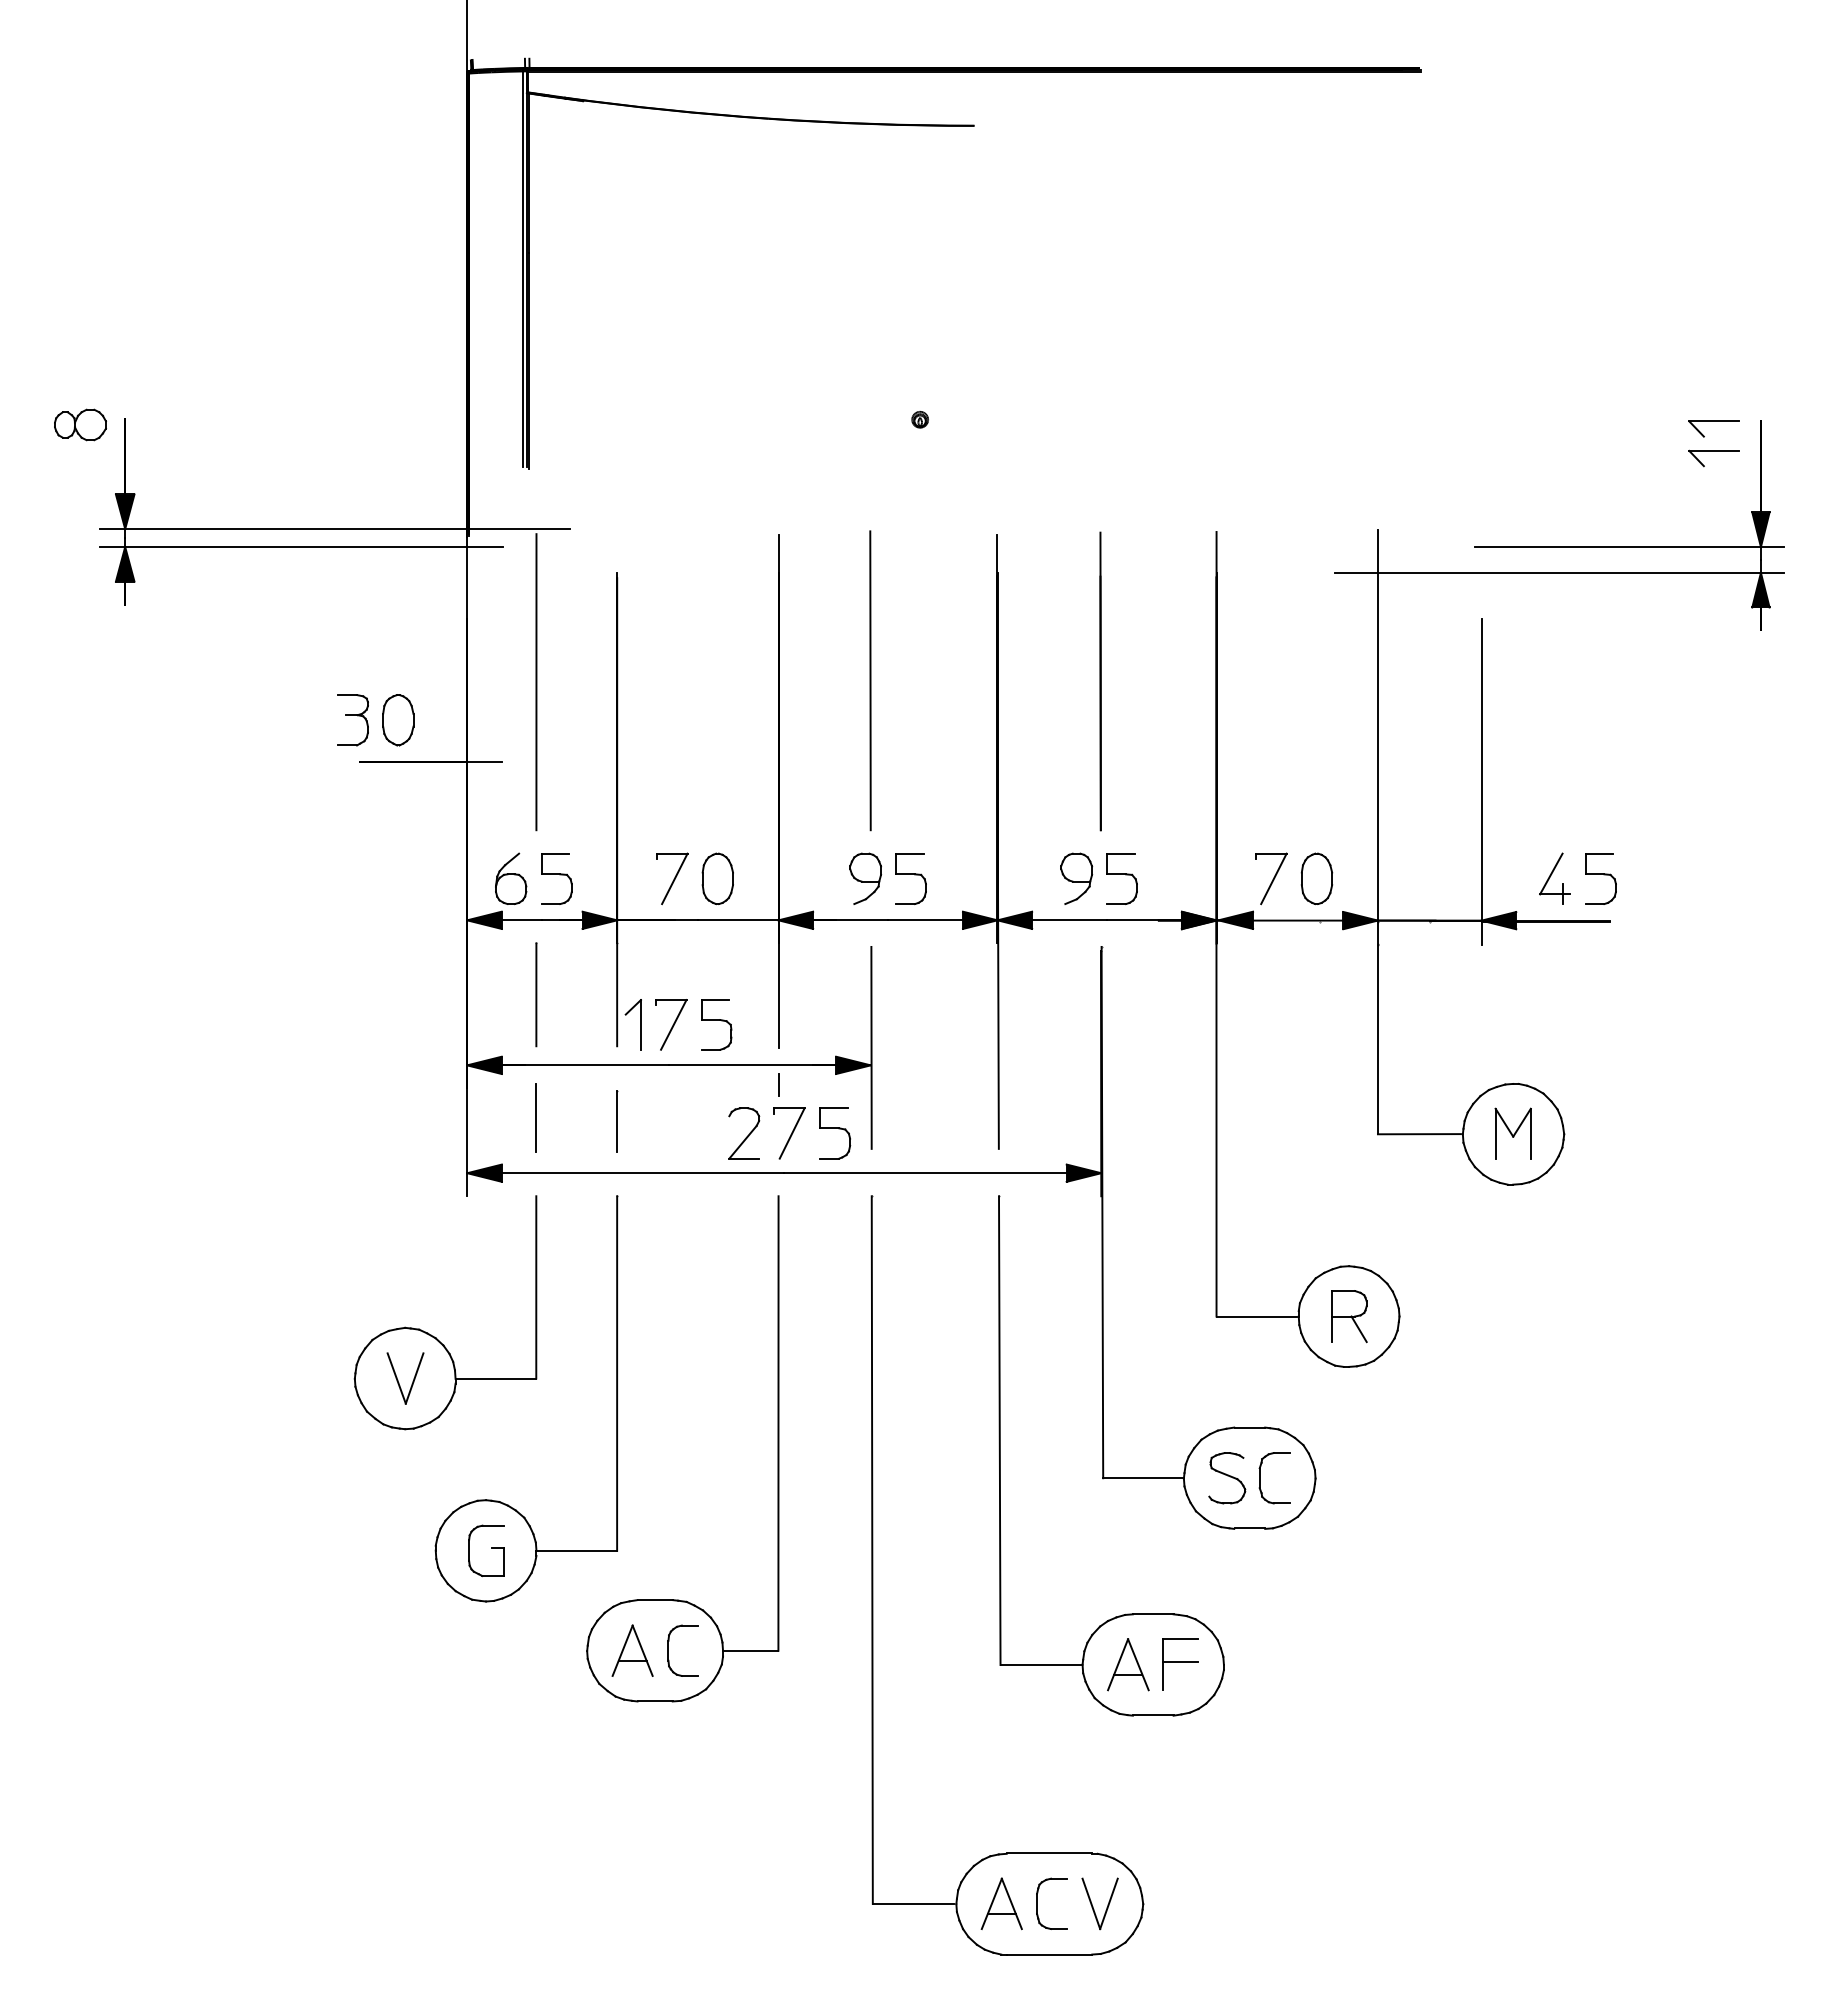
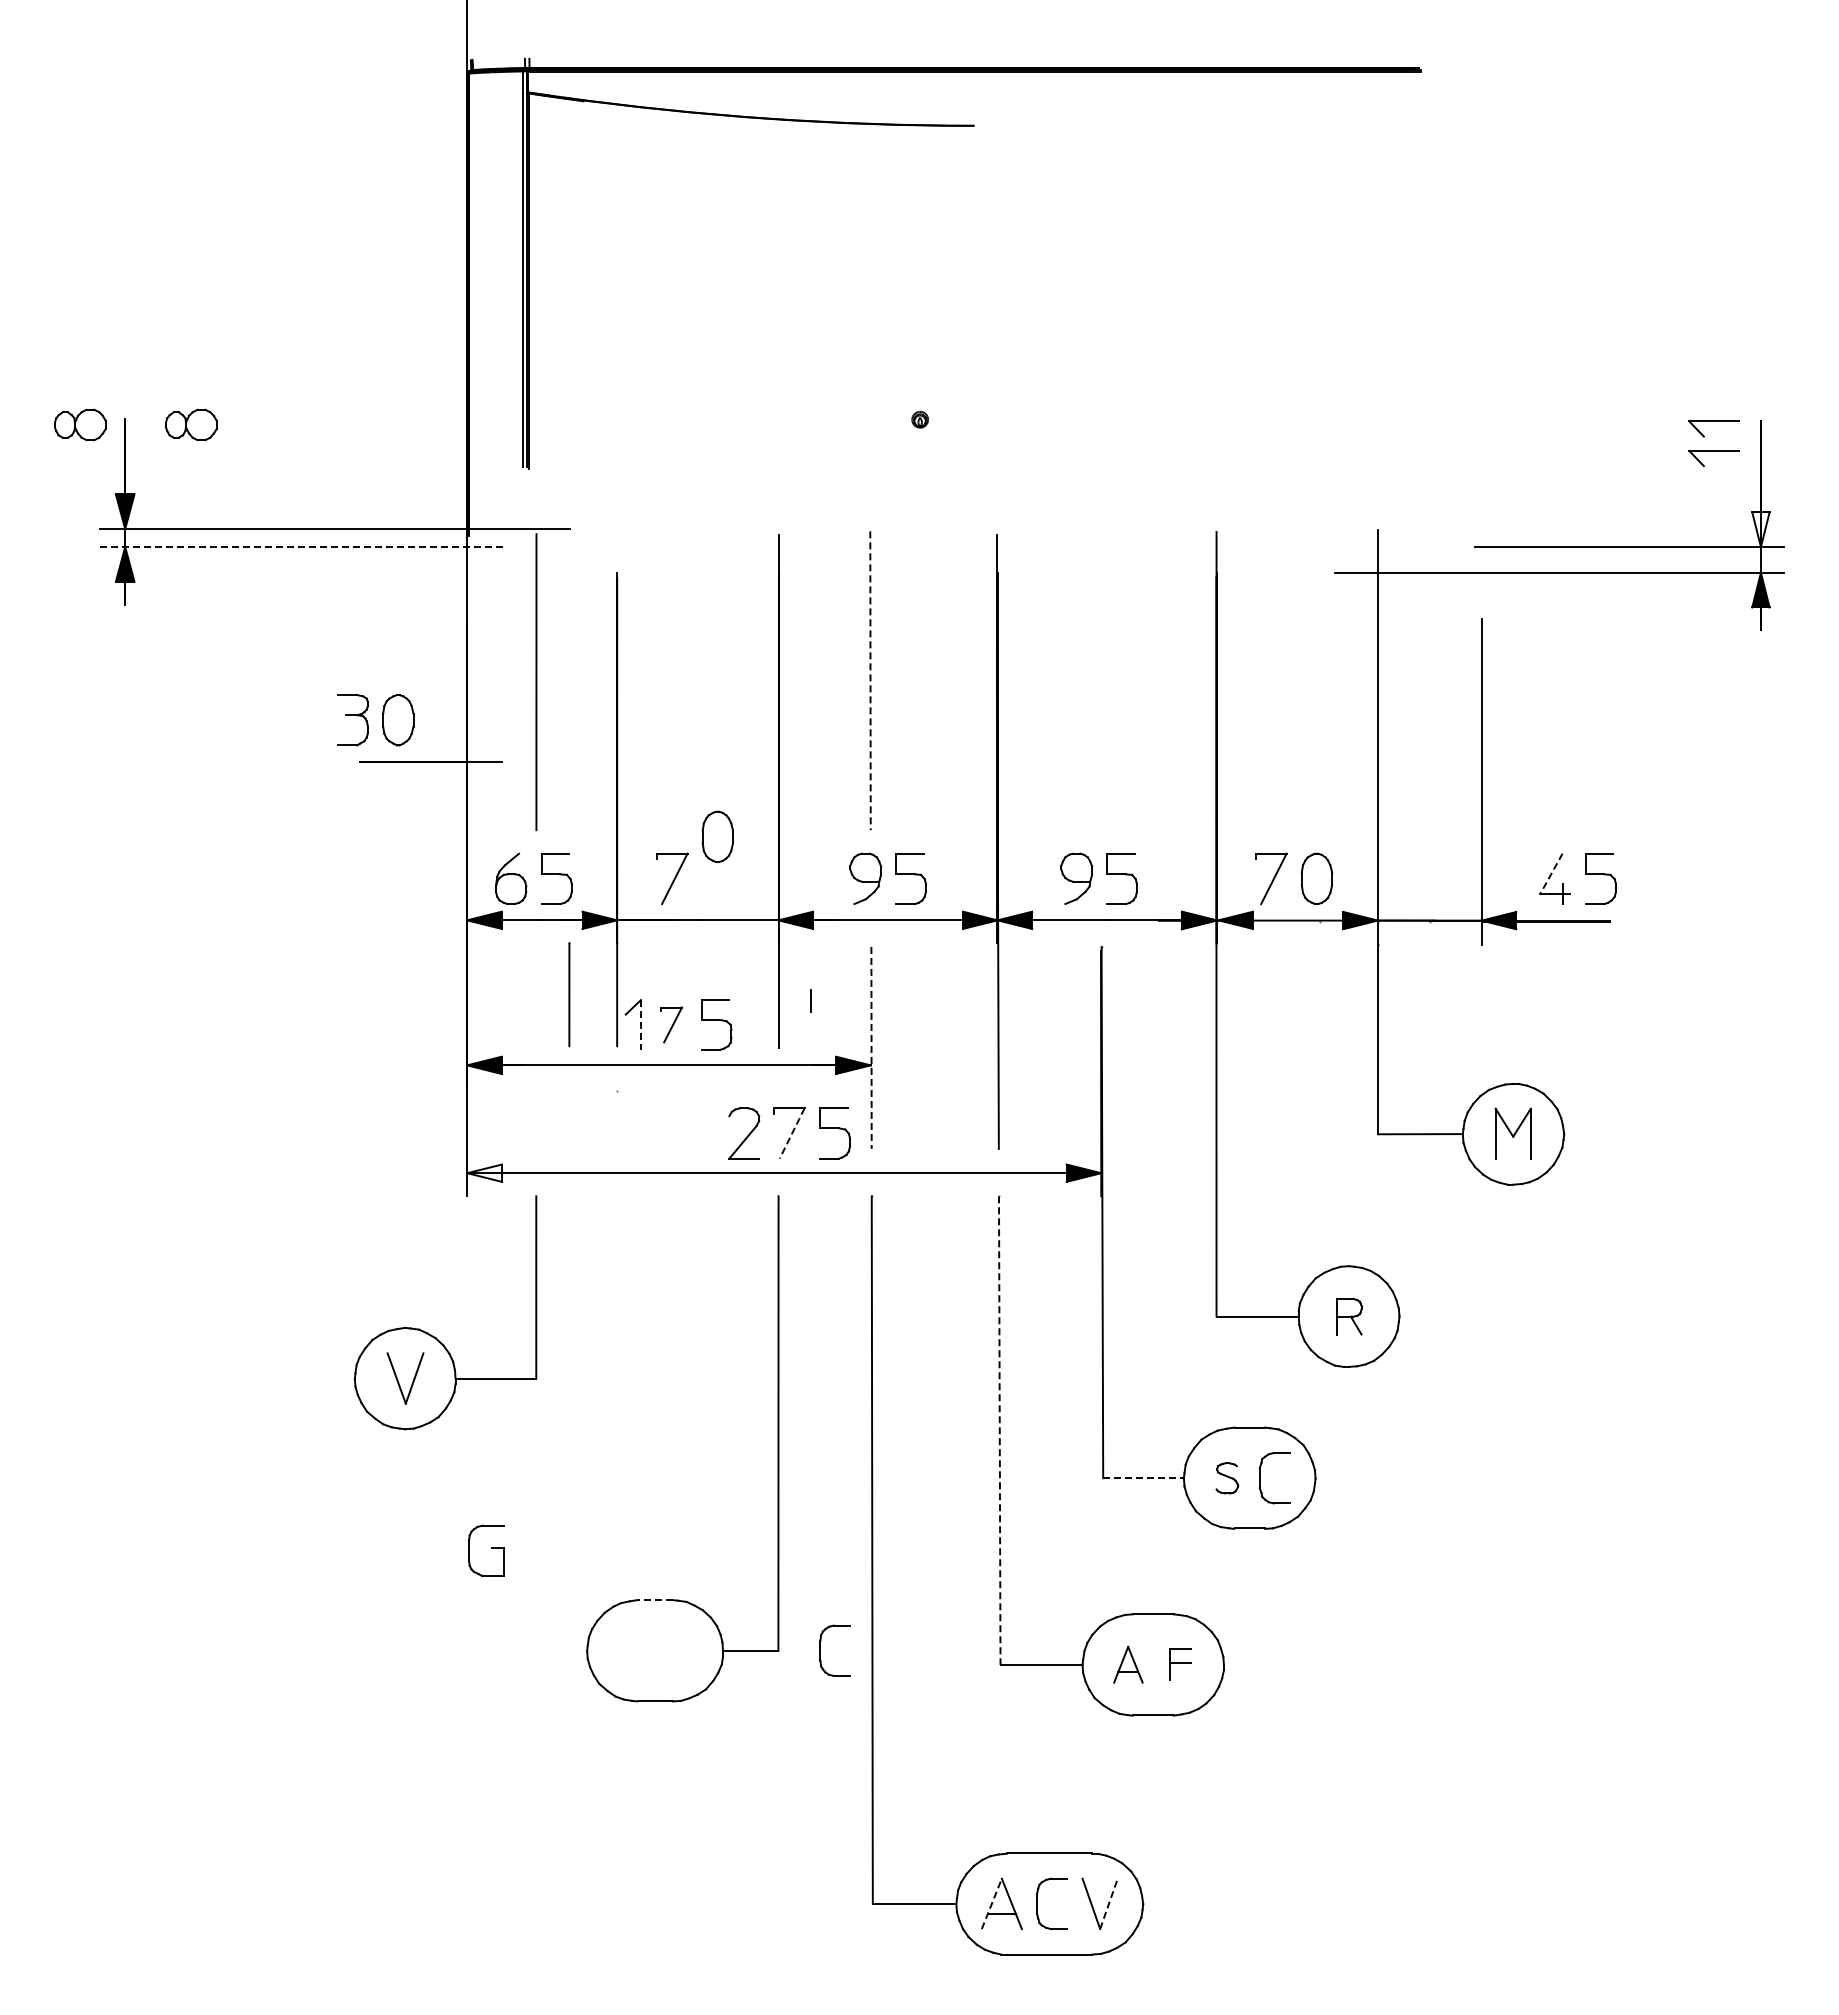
part: none -> present (191, 424)
fill: present -> none (1760, 529)
line: solid -> dashed (301, 547)
line: solid -> dashed (870, 681)
line: present -> none (1100, 681)
line: solid -> dashed (1551, 874)
part position: (717, 878) -> (717, 836) (717, 836)
line position: (536, 994) -> (569, 994) (569, 994)
line: solid -> dashed (640, 1024)
part size: 33x52 px -> 23x38 px (671, 1024)
line: solid -> dashed (871, 1047)
line position: (778, 1084) -> (810, 1000) (810, 1000)
line: present -> none (536, 1117)
line: present -> none (617, 1121)
line: solid -> dashed (791, 1133)
fill: present -> none (484, 1172)
part size: 37x54 px -> 27x39 px (1349, 1316)
part: present -> none (616, 1398)
line: solid -> dashed (999, 1431)
line: solid -> dashed (1144, 1478)
part size: 39x53 px -> 25x33 px (1227, 1478)
line: solid -> dashed (655, 1600)
part: present -> none (632, 1650)
part position: (668, 1650) -> (820, 1650) (820, 1650)
part size: 43x54 px -> 31x39 px (1128, 1664)
part size: 37x53 px -> 23x33 px (1180, 1664)
line: solid -> dashed (992, 1903)
line: solid -> dashed (1108, 1903)
